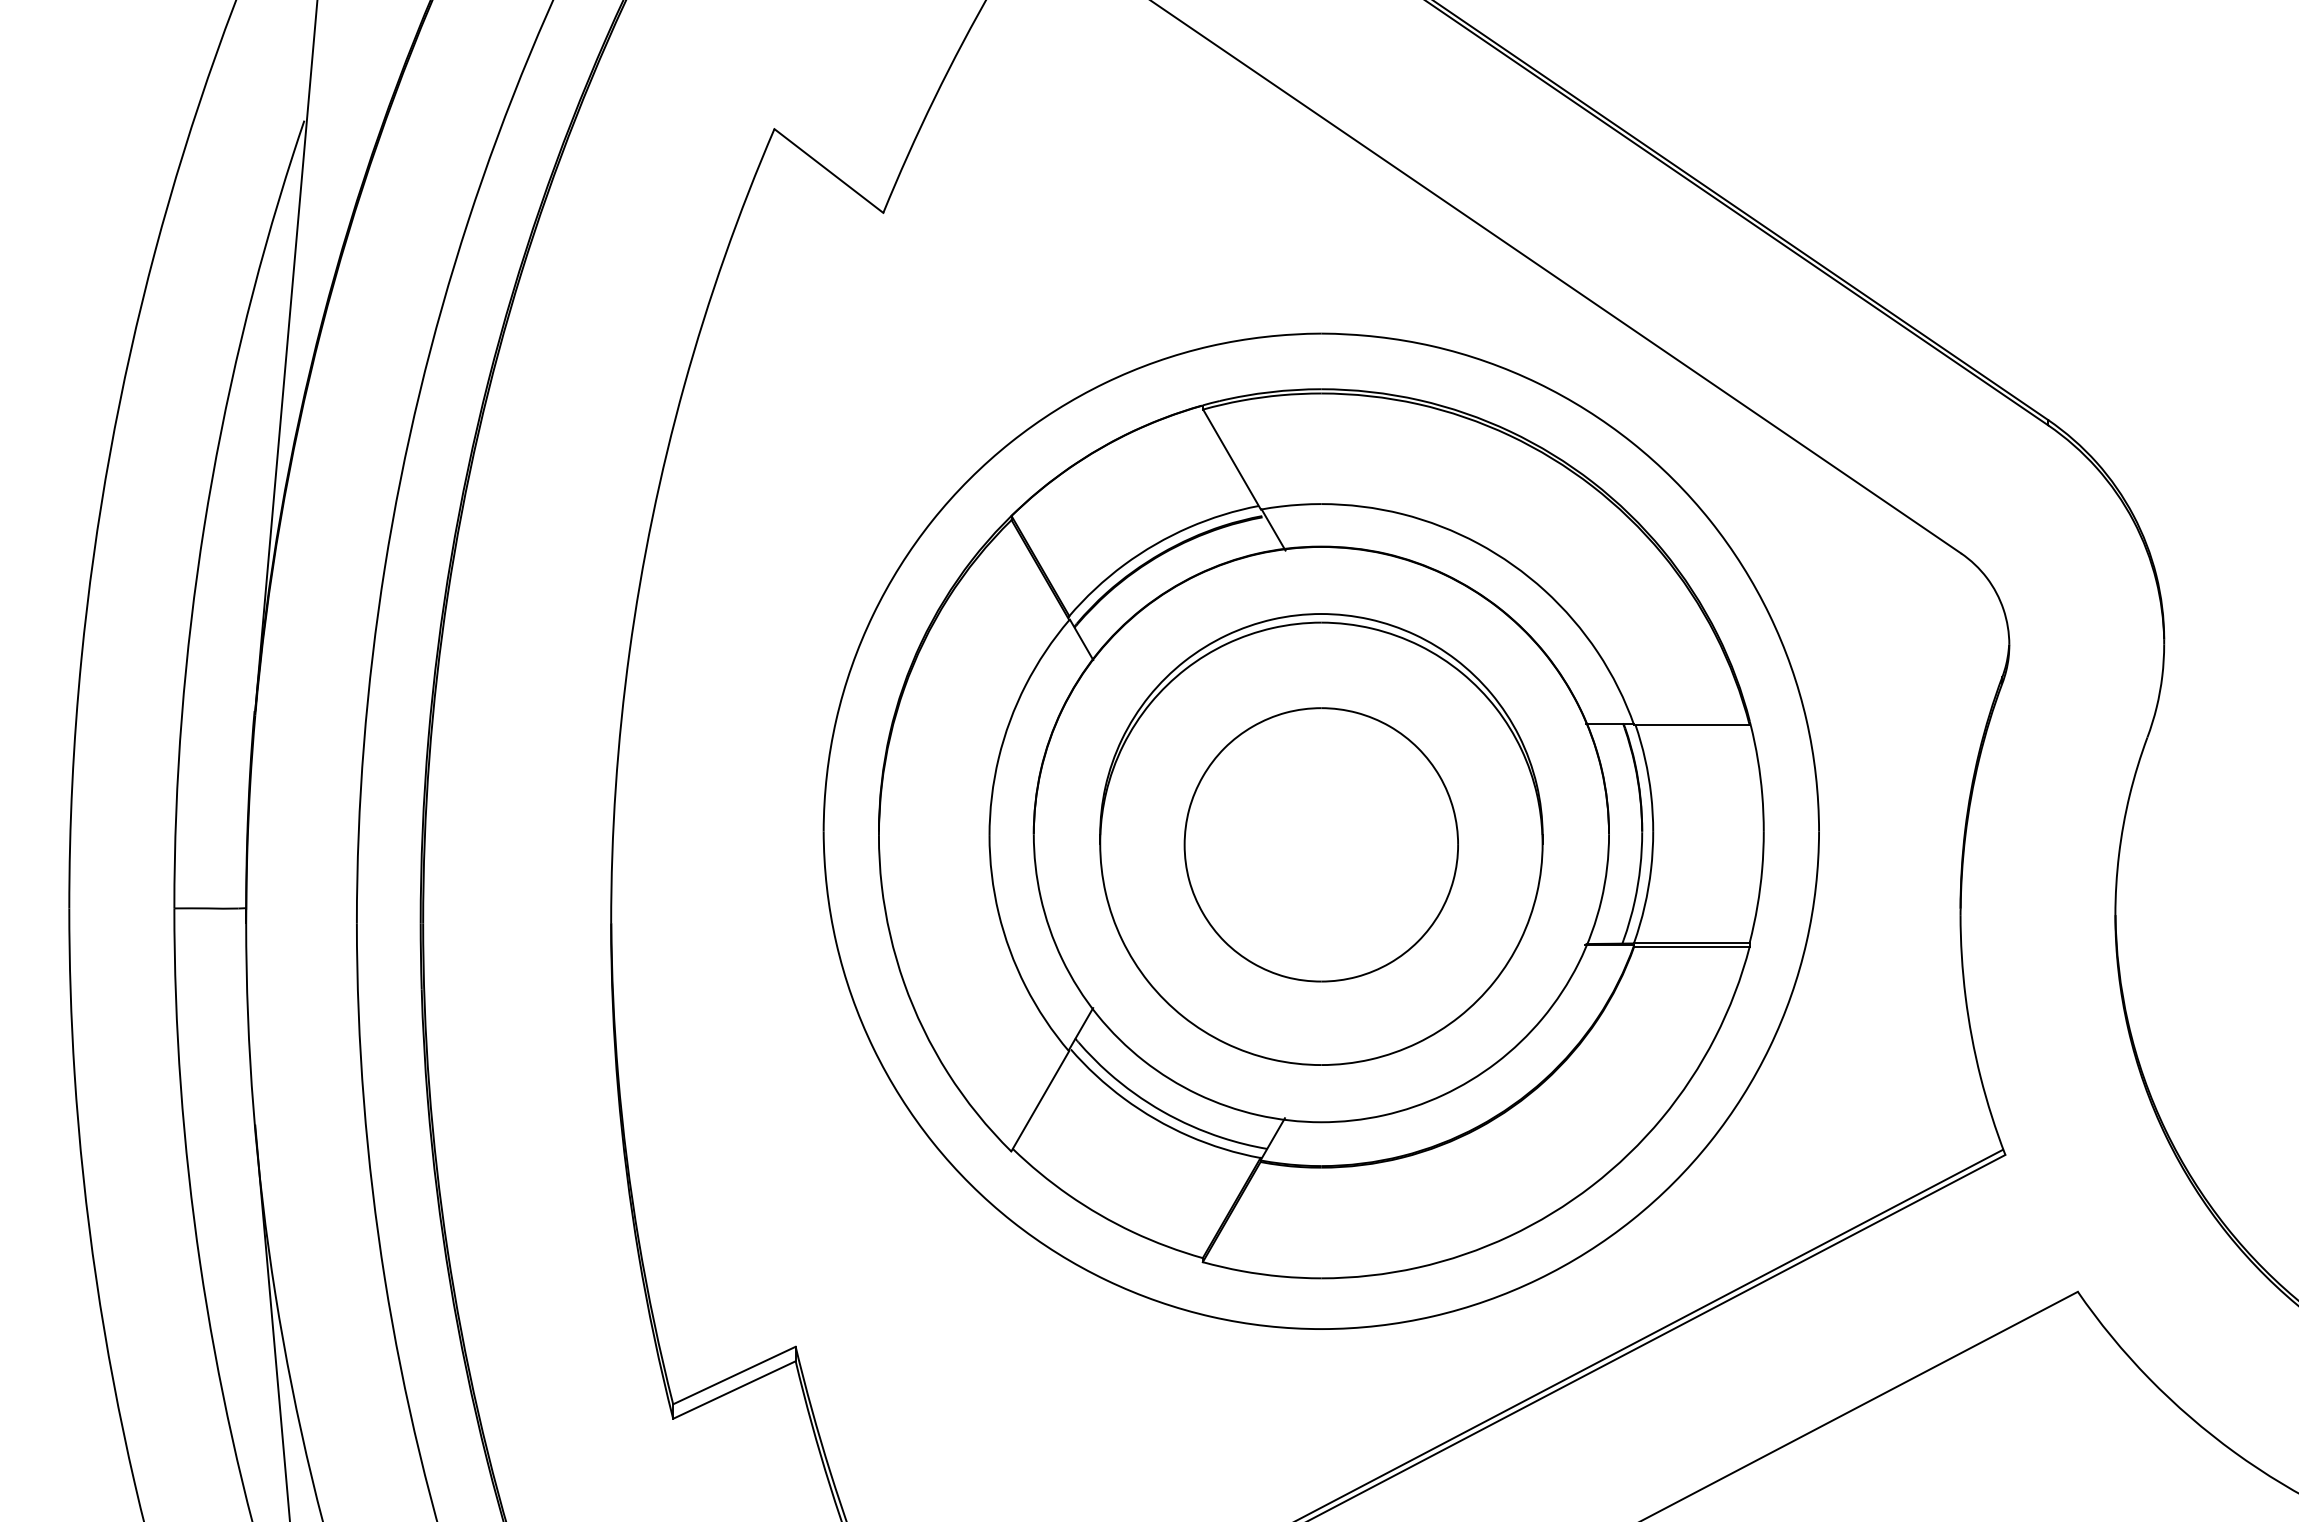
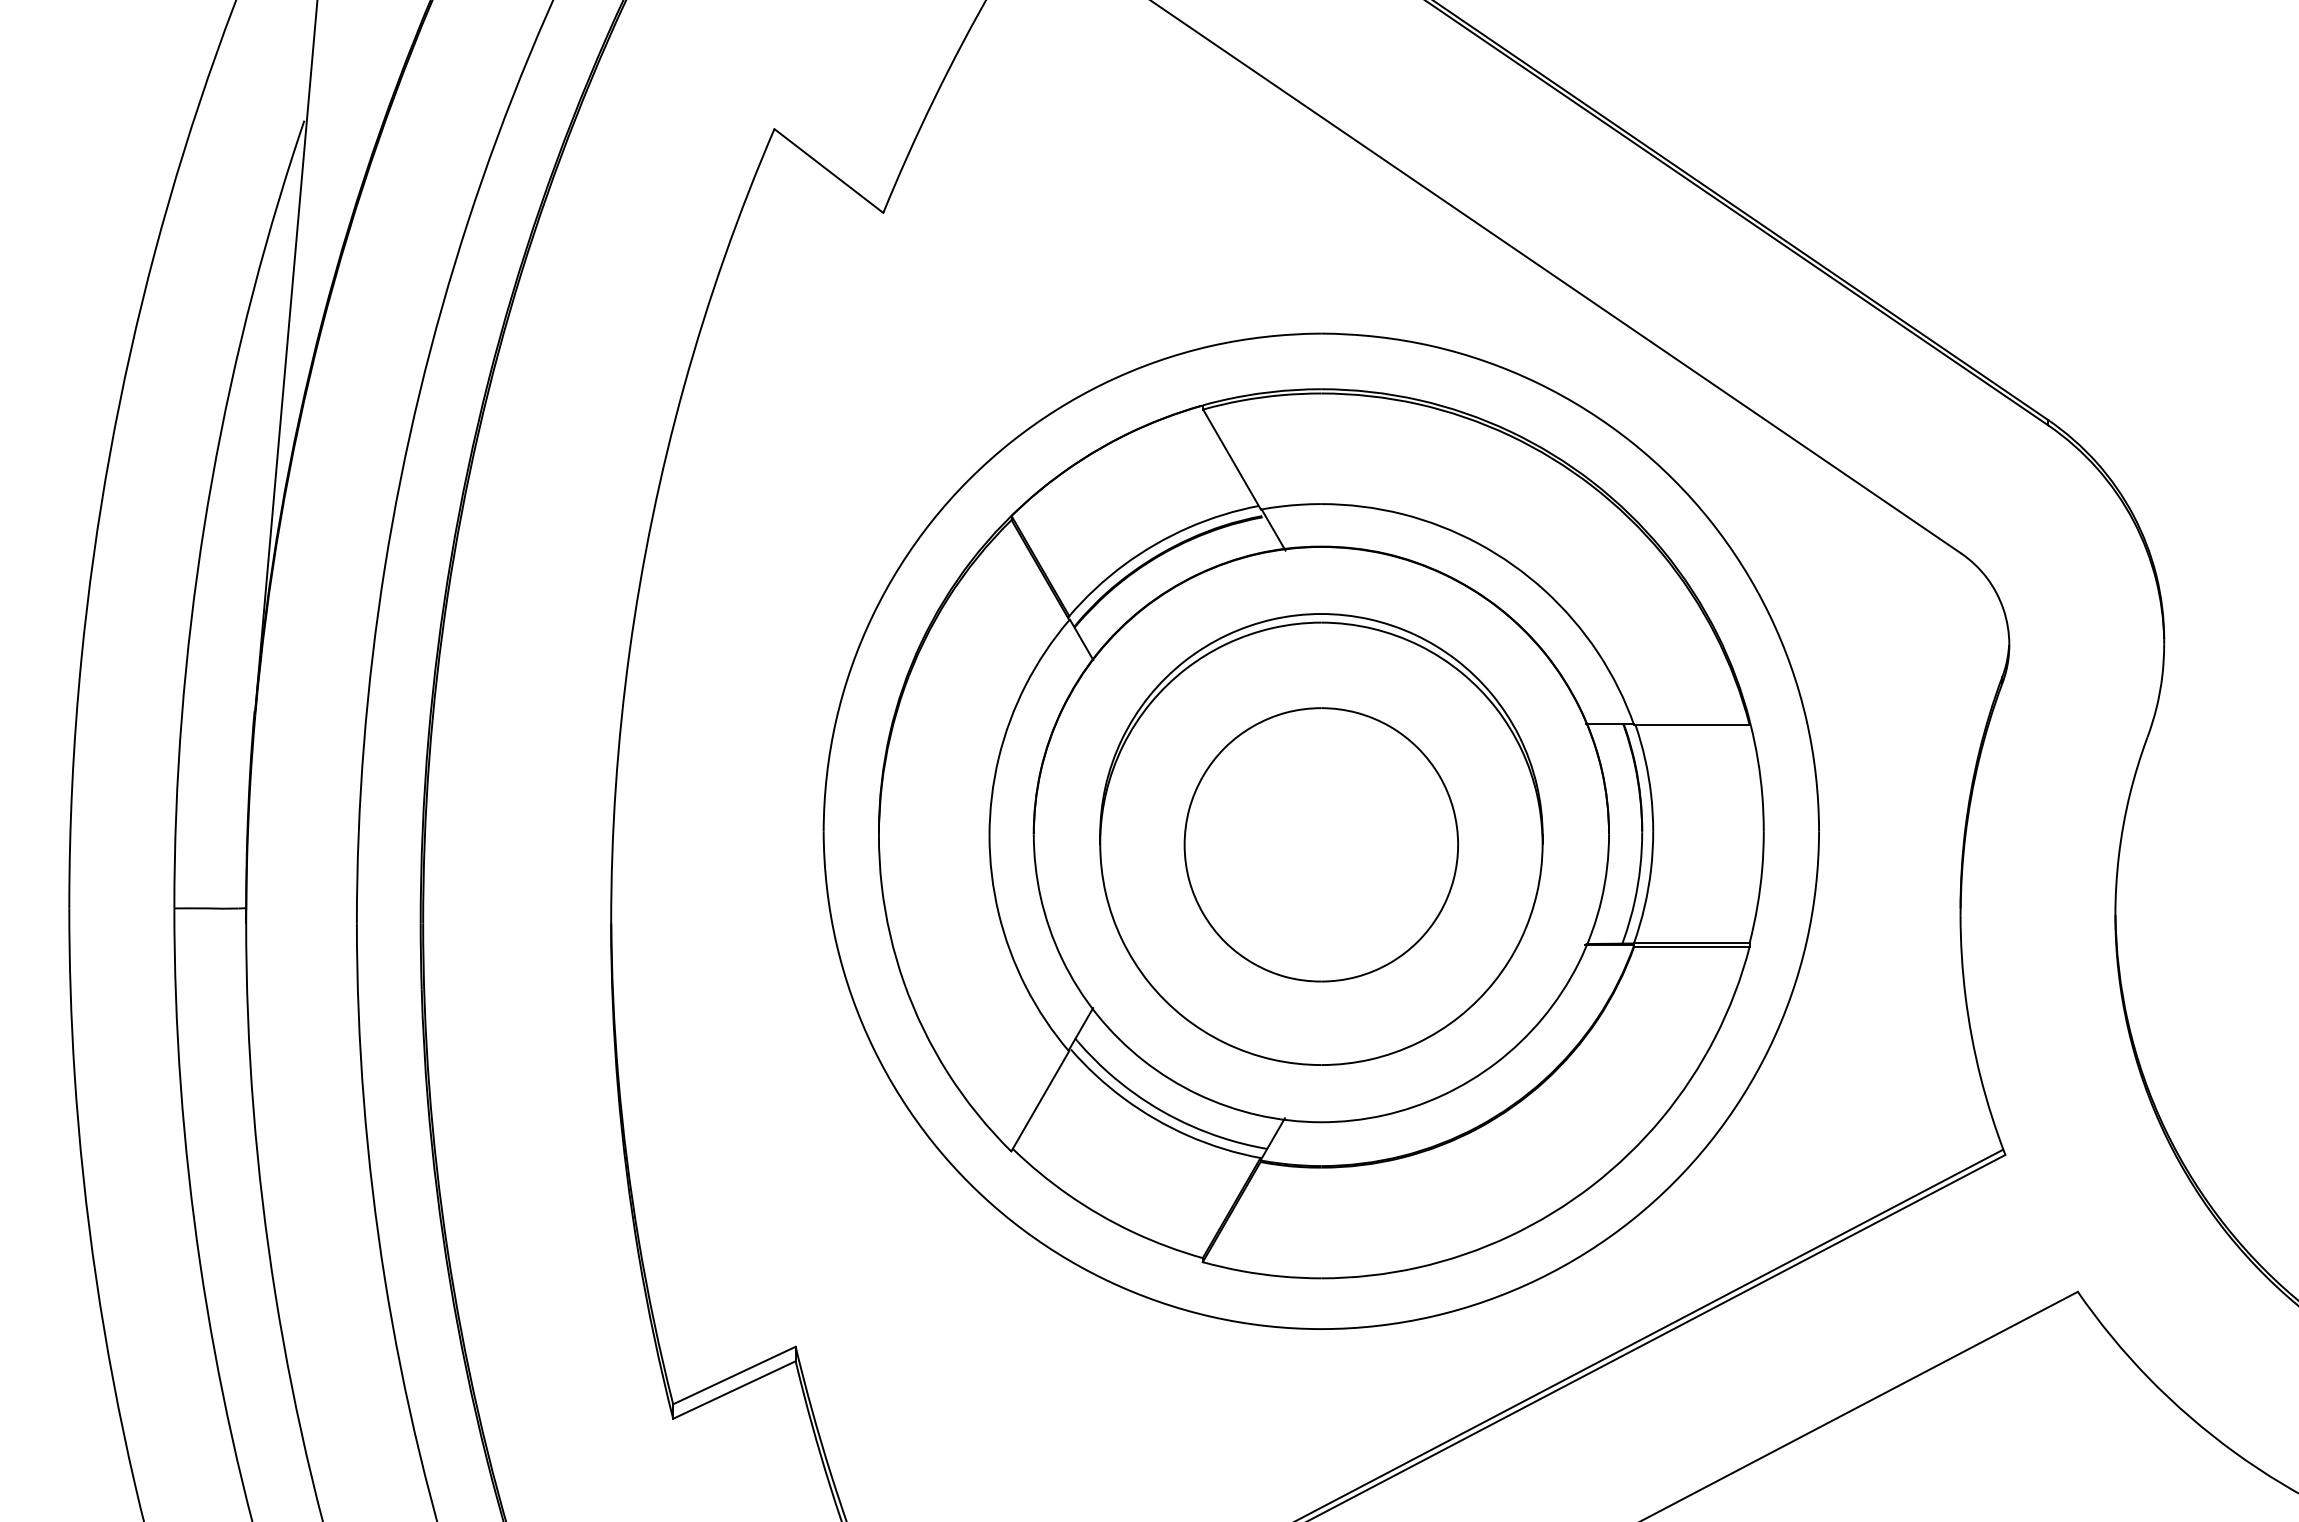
line: present -> none (272, 1321)
